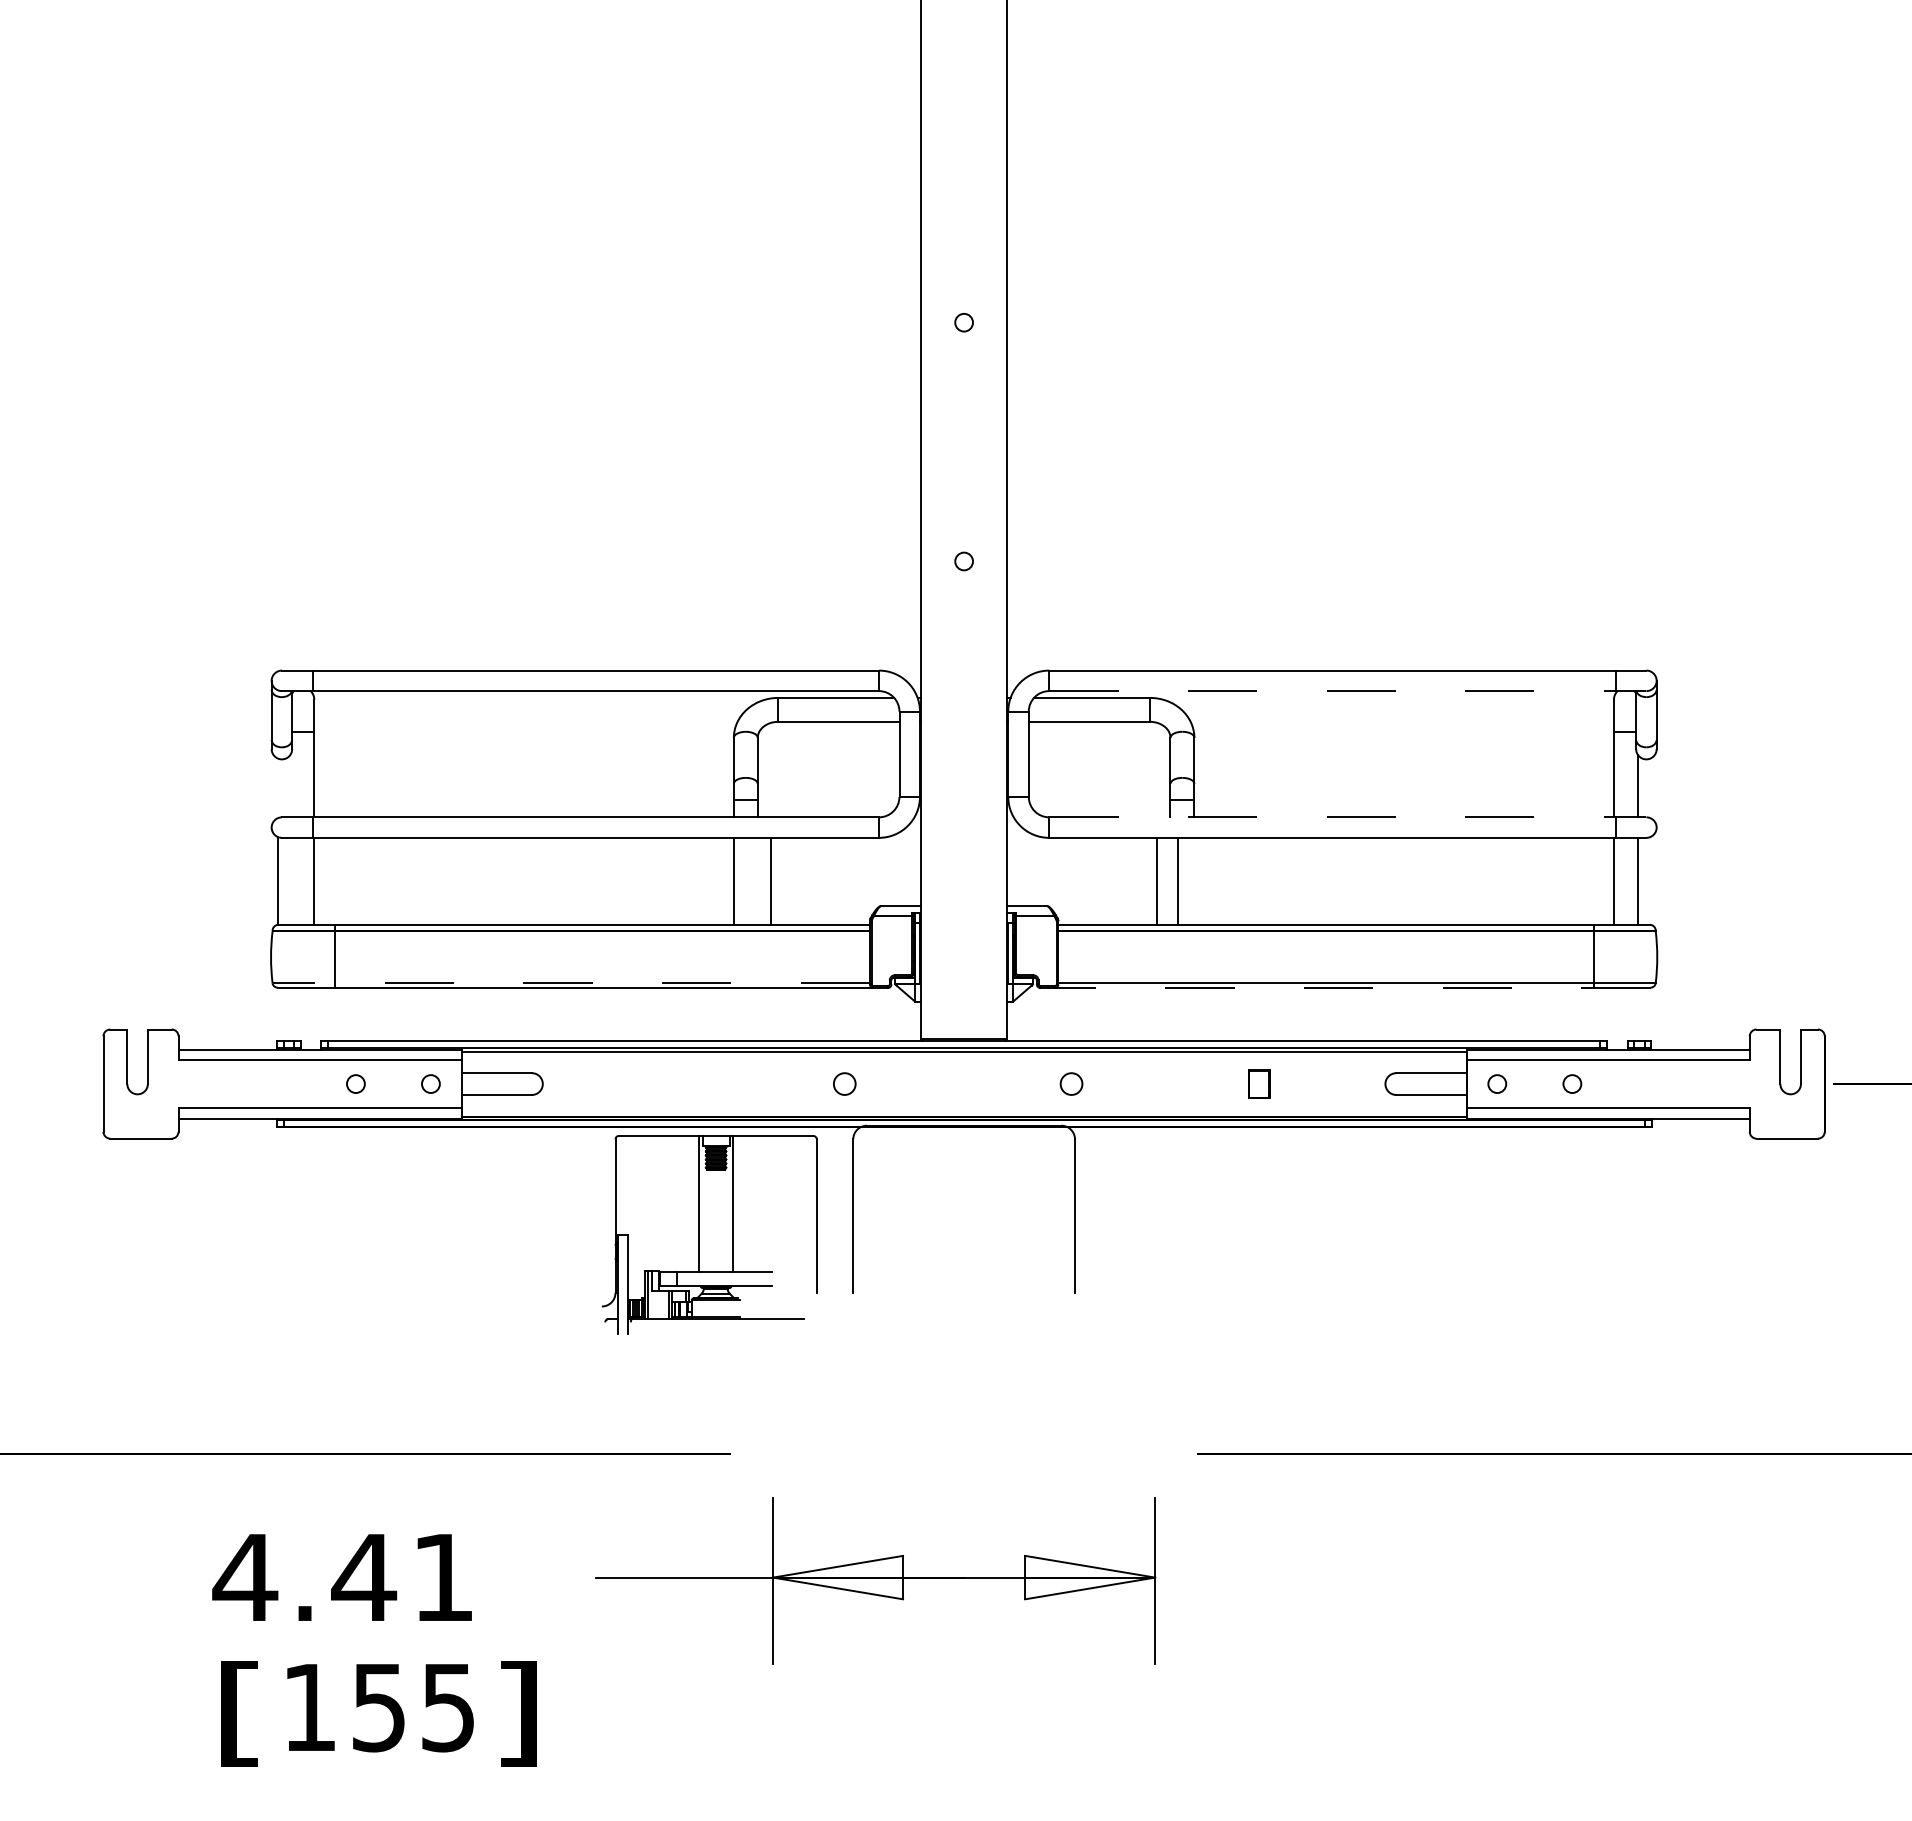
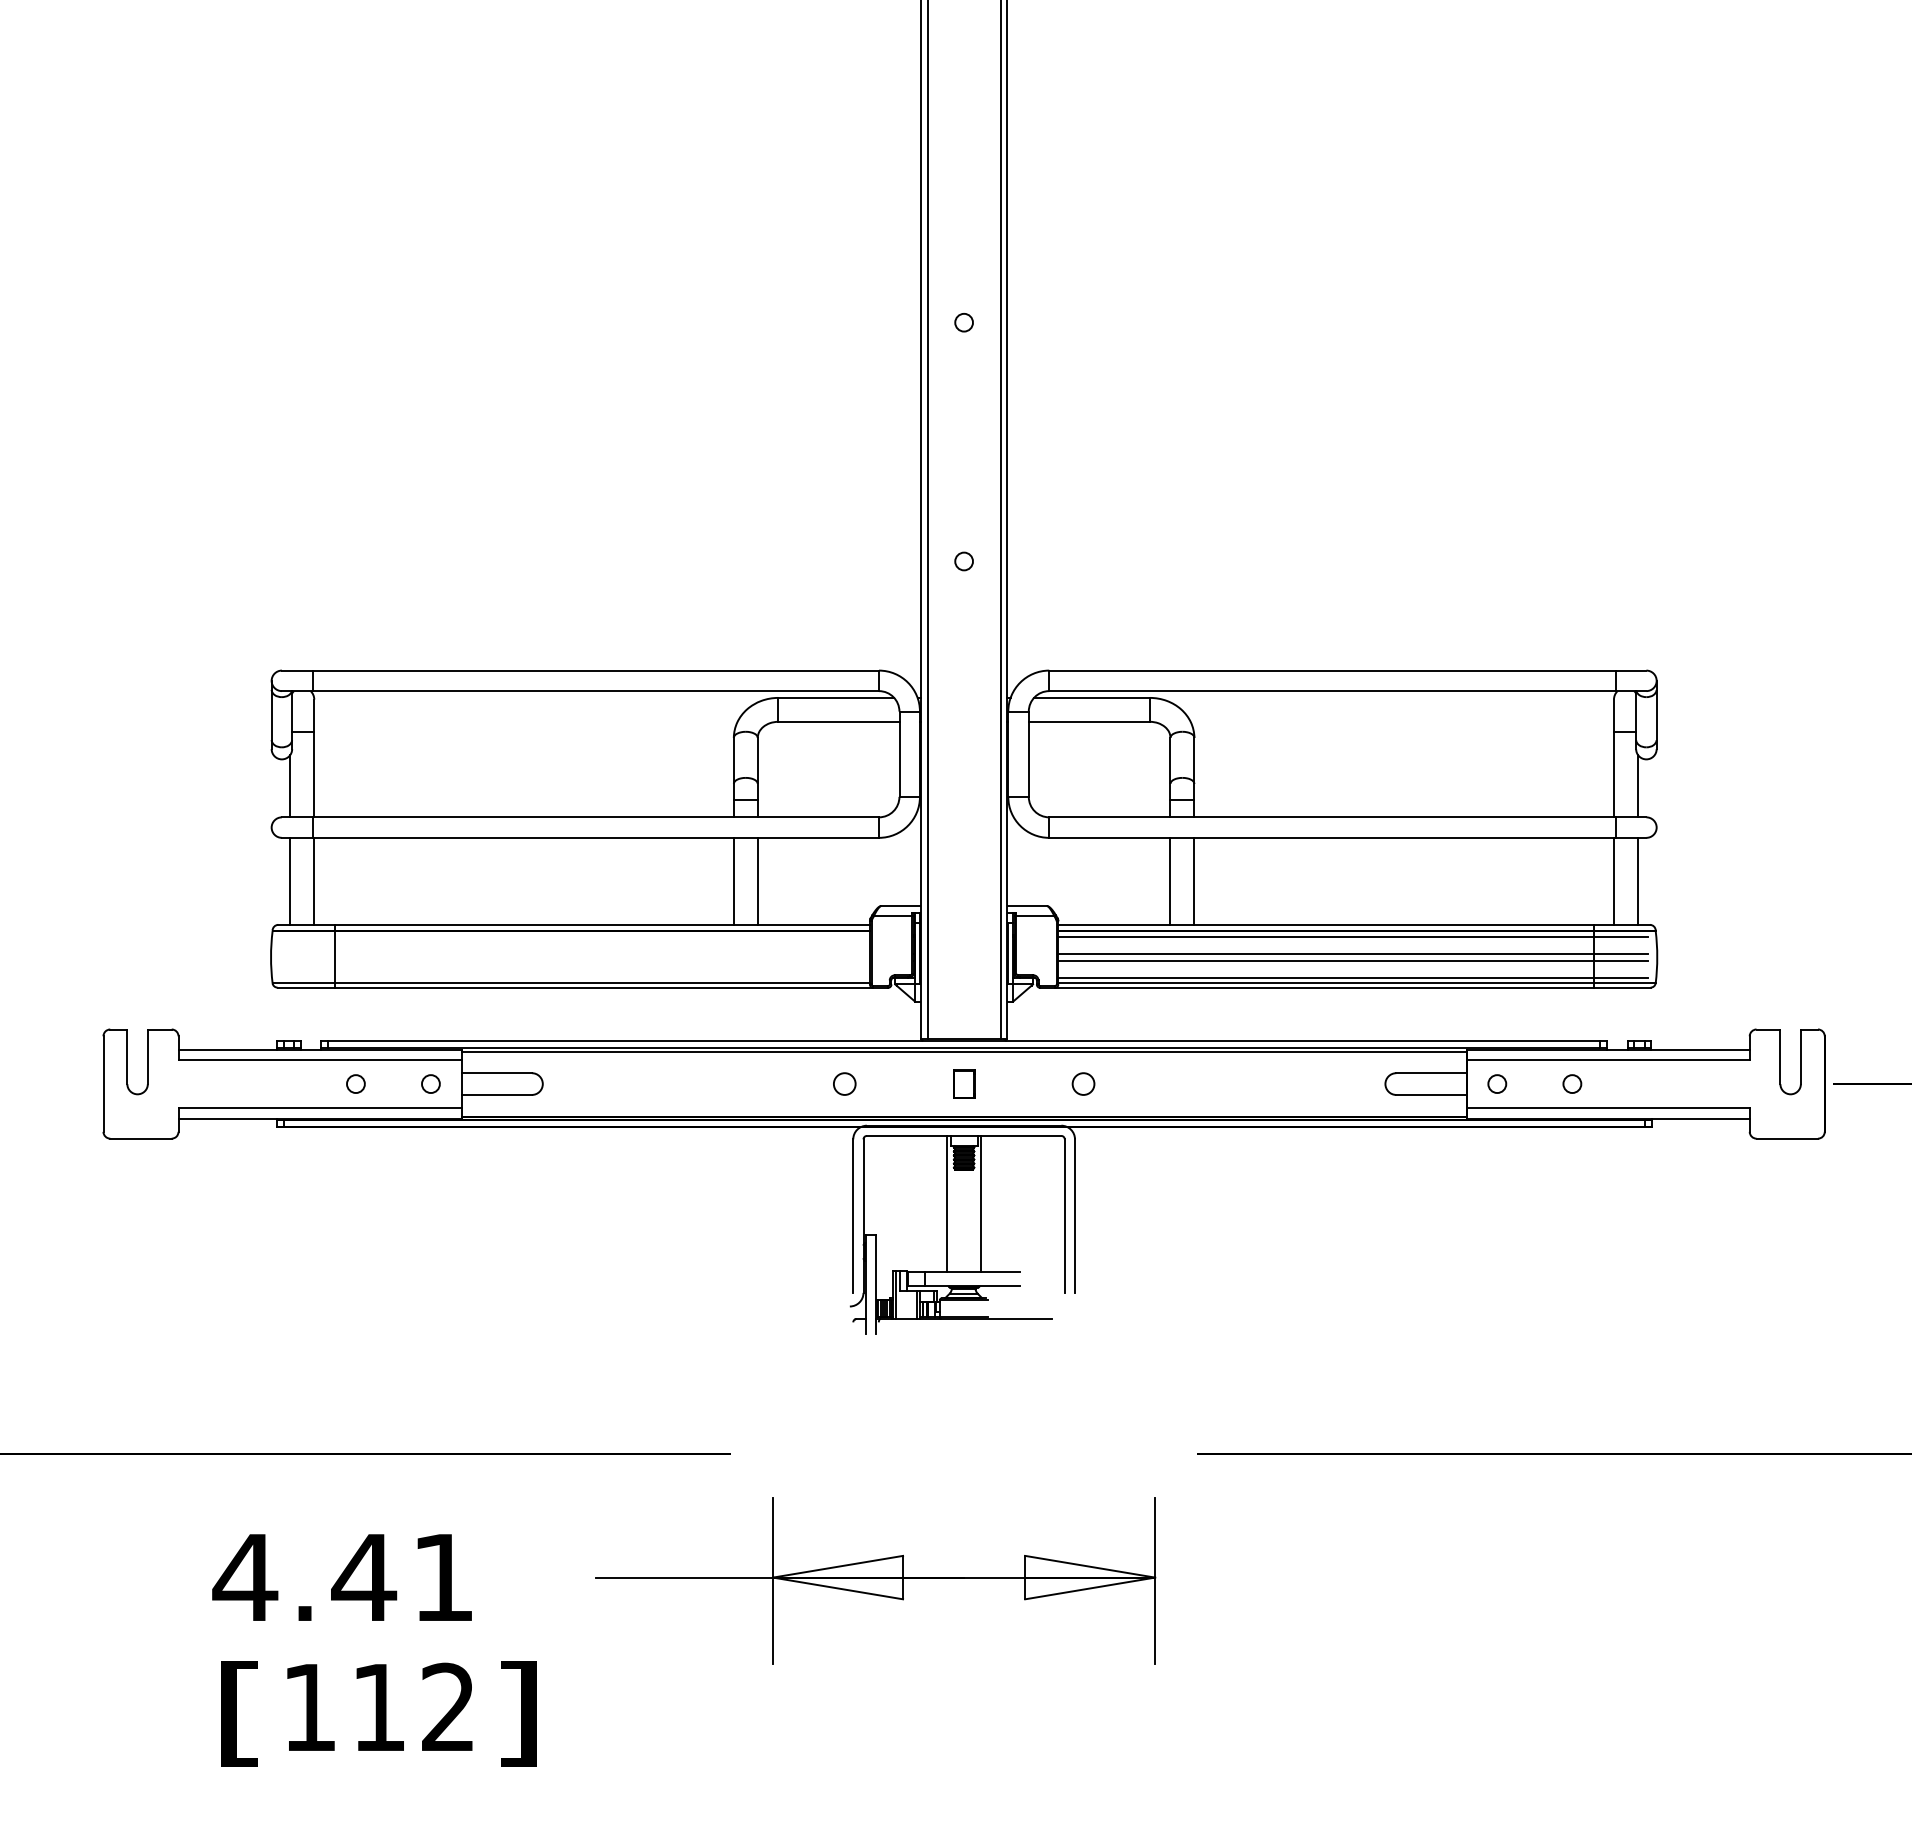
line: none -> present (927, 520)
line: none -> present (1000, 520)
line: dashed -> solid (1347, 691)
line: none -> present (290, 785)
line: dashed -> solid (1347, 817)
line position: (278, 880) -> (290, 880) (290, 880)
line position: (770, 880) -> (757, 880) (757, 880)
line position: (1157, 880) -> (1170, 880) (1170, 880)
line position: (1178, 880) -> (1194, 880) (1194, 880)
line: none -> present (1353, 936)
line: none -> present (1353, 953)
line: none -> present (1353, 960)
line: none -> present (1353, 977)
line: dashed -> solid (571, 983)
line: dashed -> solid (1352, 987)
circle position: (1071, 1083) -> (1083, 1083) (1083, 1083)
part position: (1259, 1083) -> (964, 1083) (964, 1083)
part position: (709, 1234) -> (957, 1234) (957, 1234)
text: 155 -> 112 (413, 1707)
